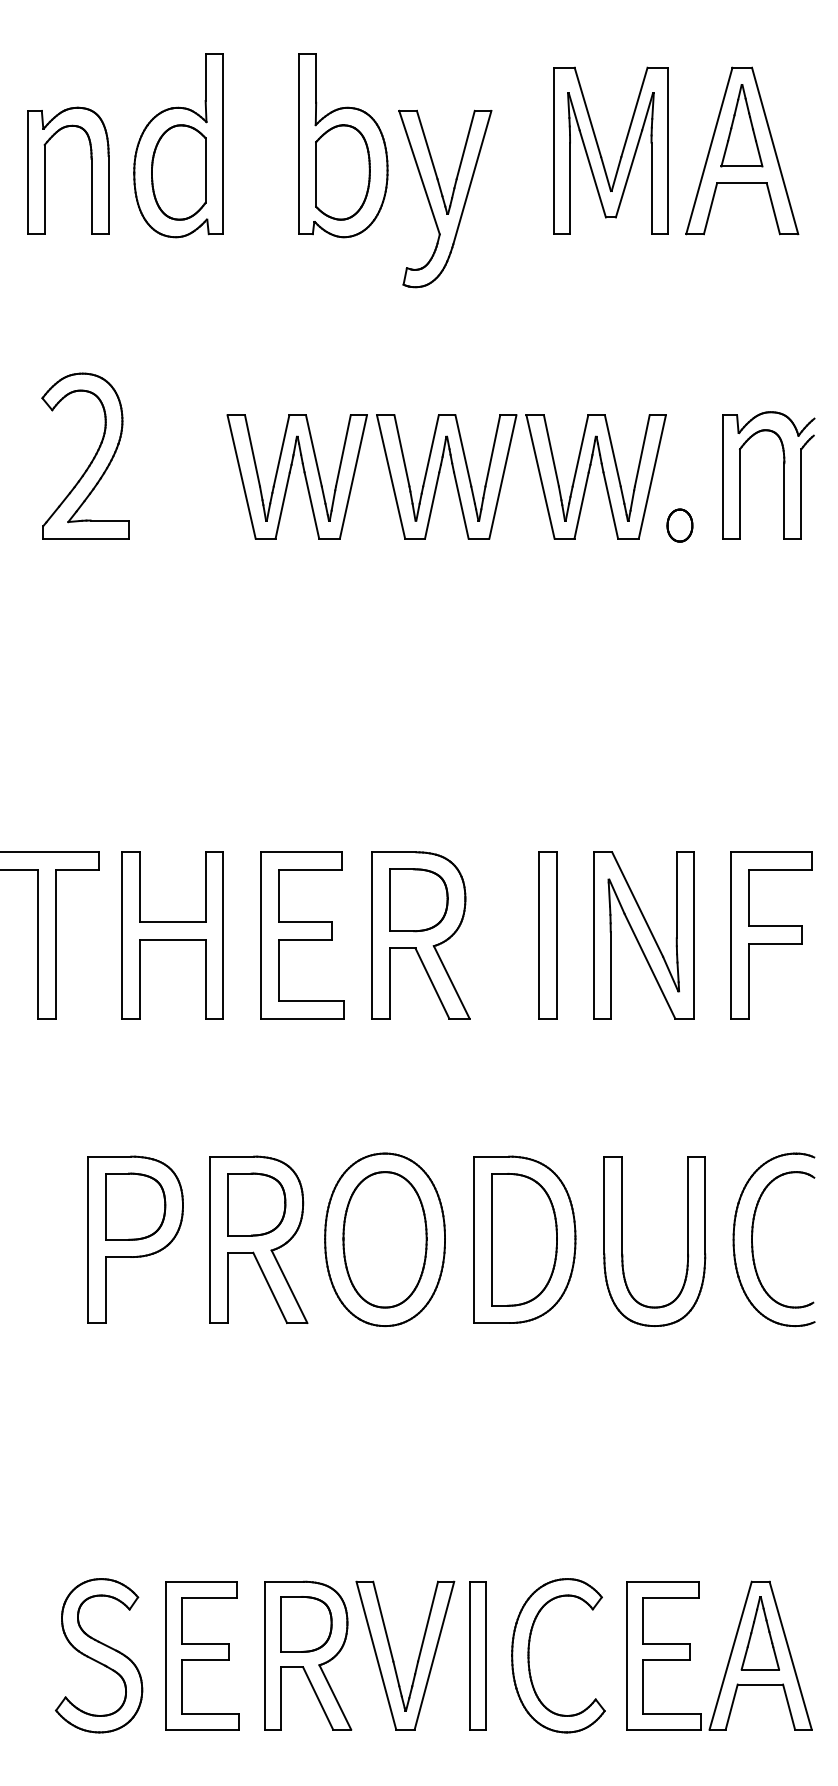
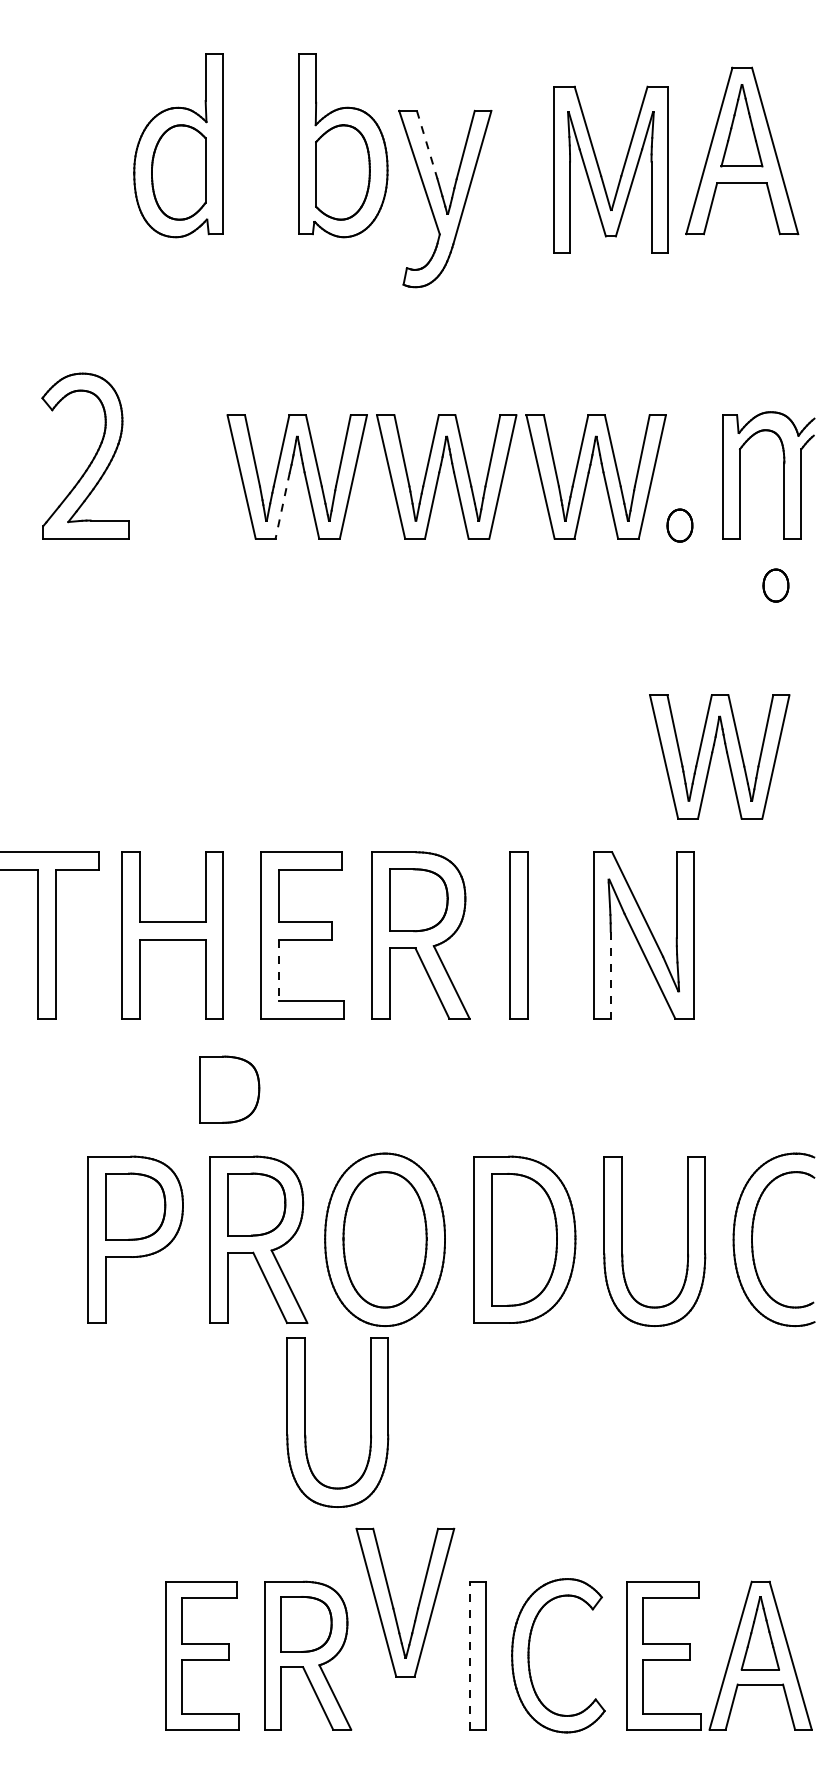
line: solid -> dashed (427, 145)
part position: (601, 154) -> (601, 173) (601, 173)
part: present -> none (45, 170)
line: solid -> dashed (282, 505)
part: none -> present (775, 585)
part: none -> present (712, 756)
part position: (547, 935) -> (518, 935) (518, 935)
part: present -> none (771, 935)
line: solid -> dashed (278, 971)
line: solid -> dashed (610, 975)
part: none -> present (229, 1089)
part: none -> present (305, 1422)
part: present -> none (99, 1655)
line: solid -> dashed (470, 1655)
part position: (394, 1660) -> (394, 1607) (394, 1607)
